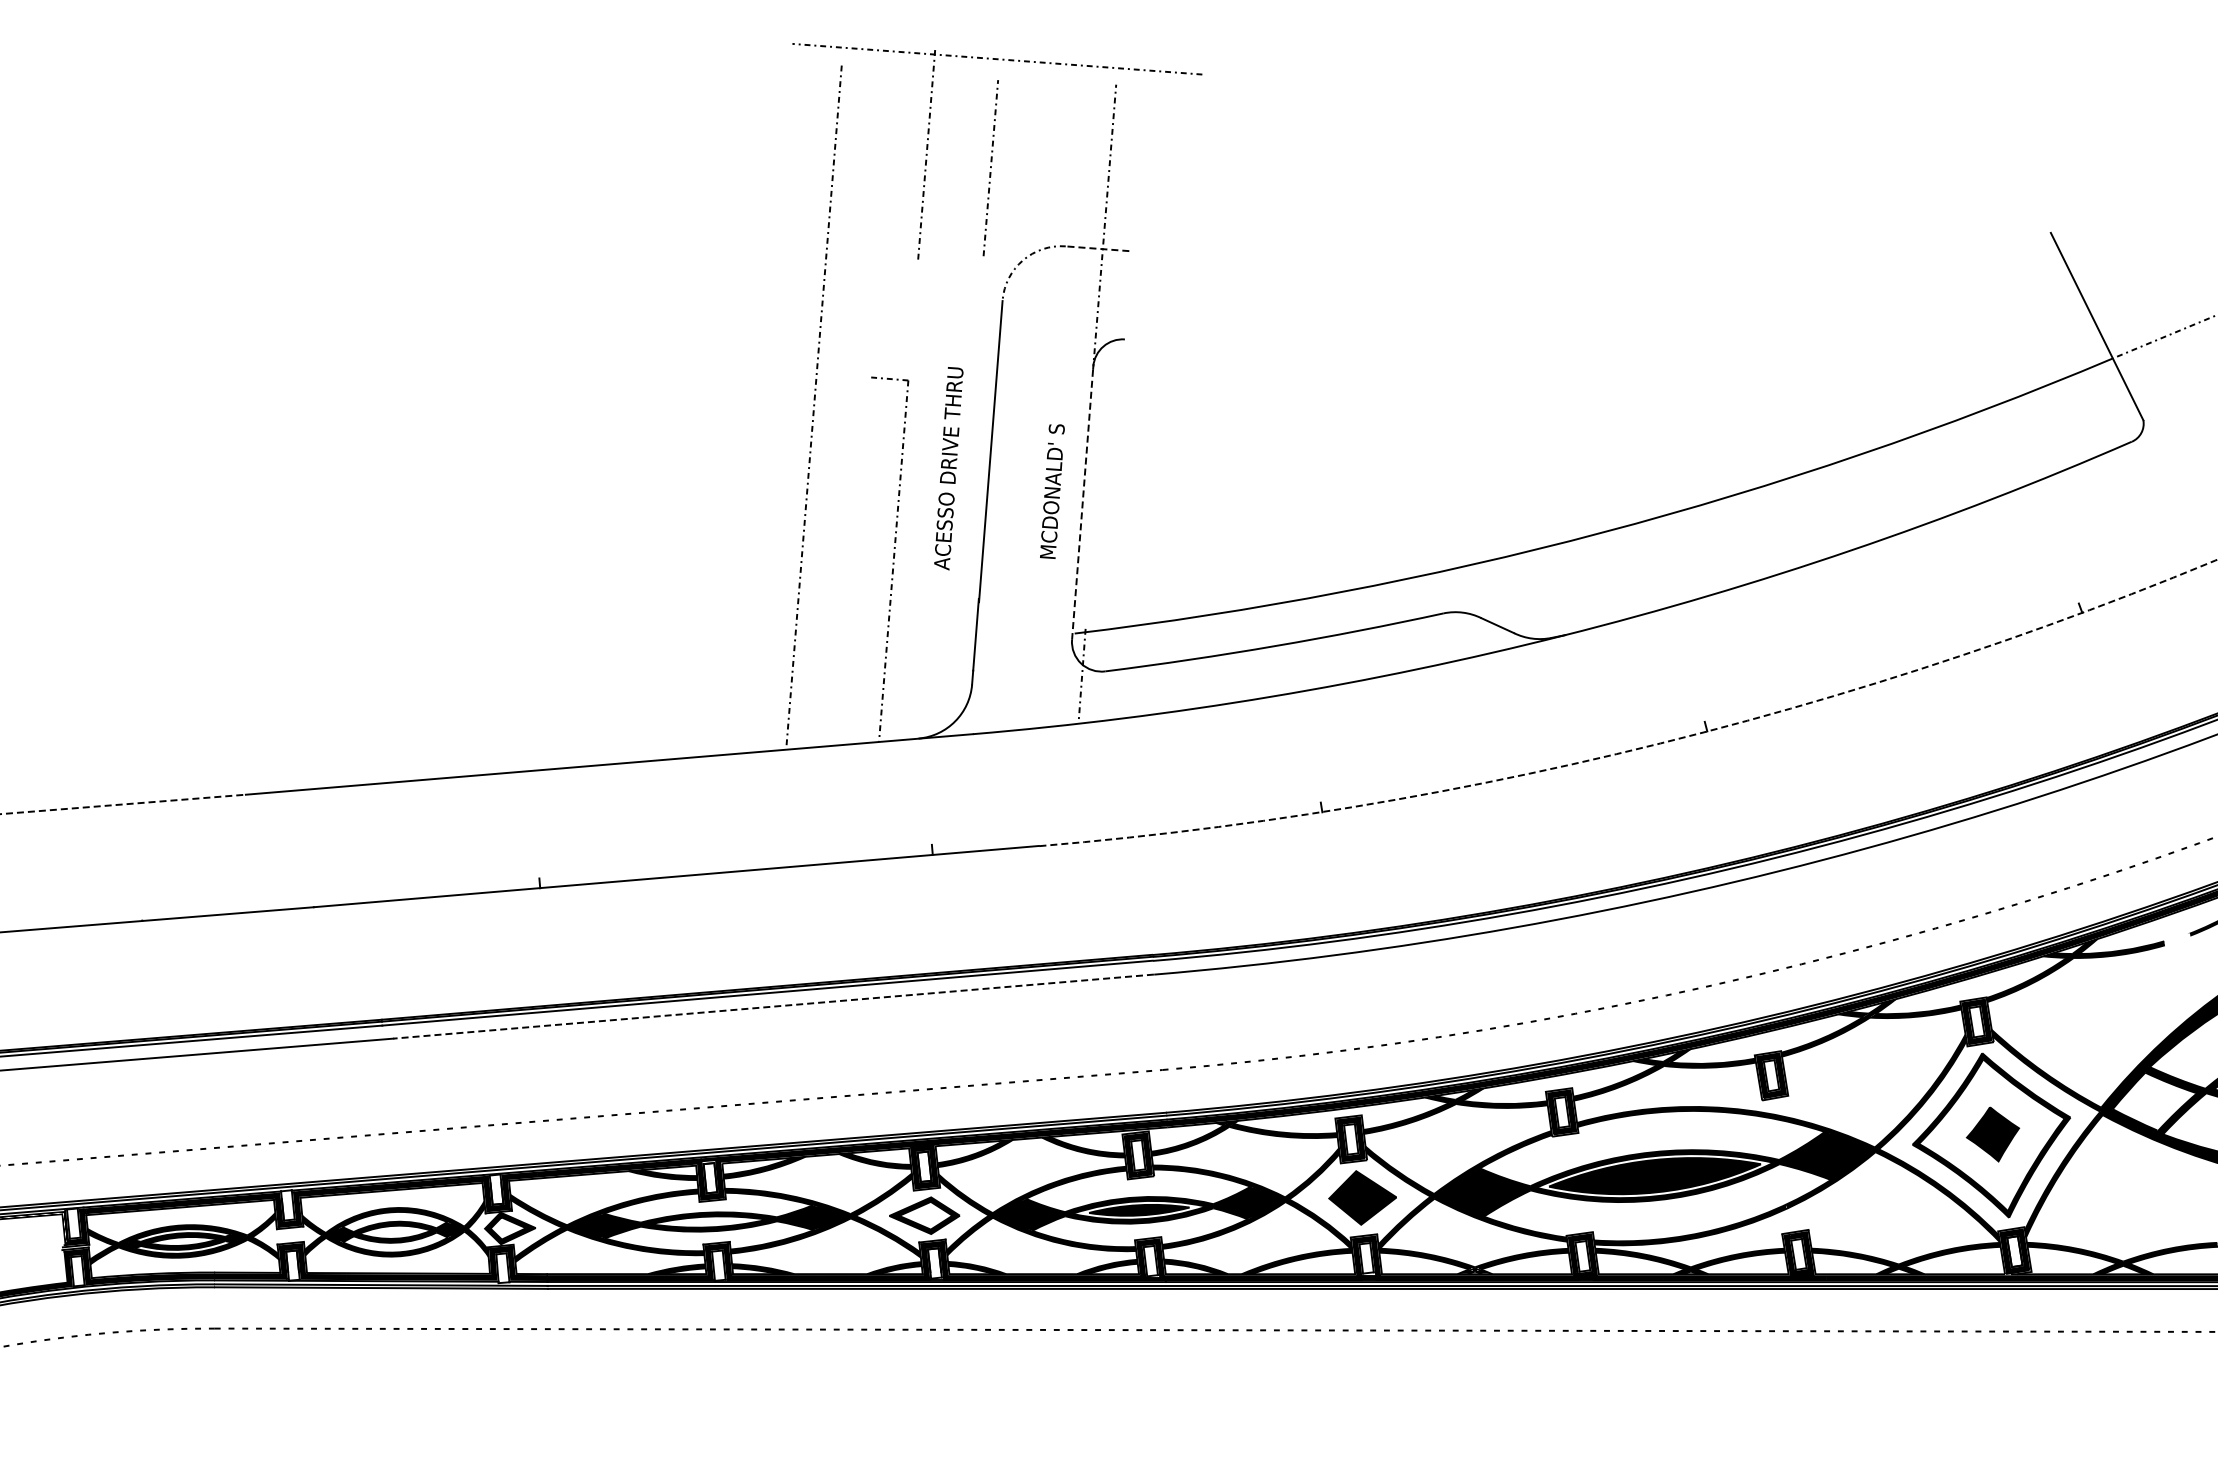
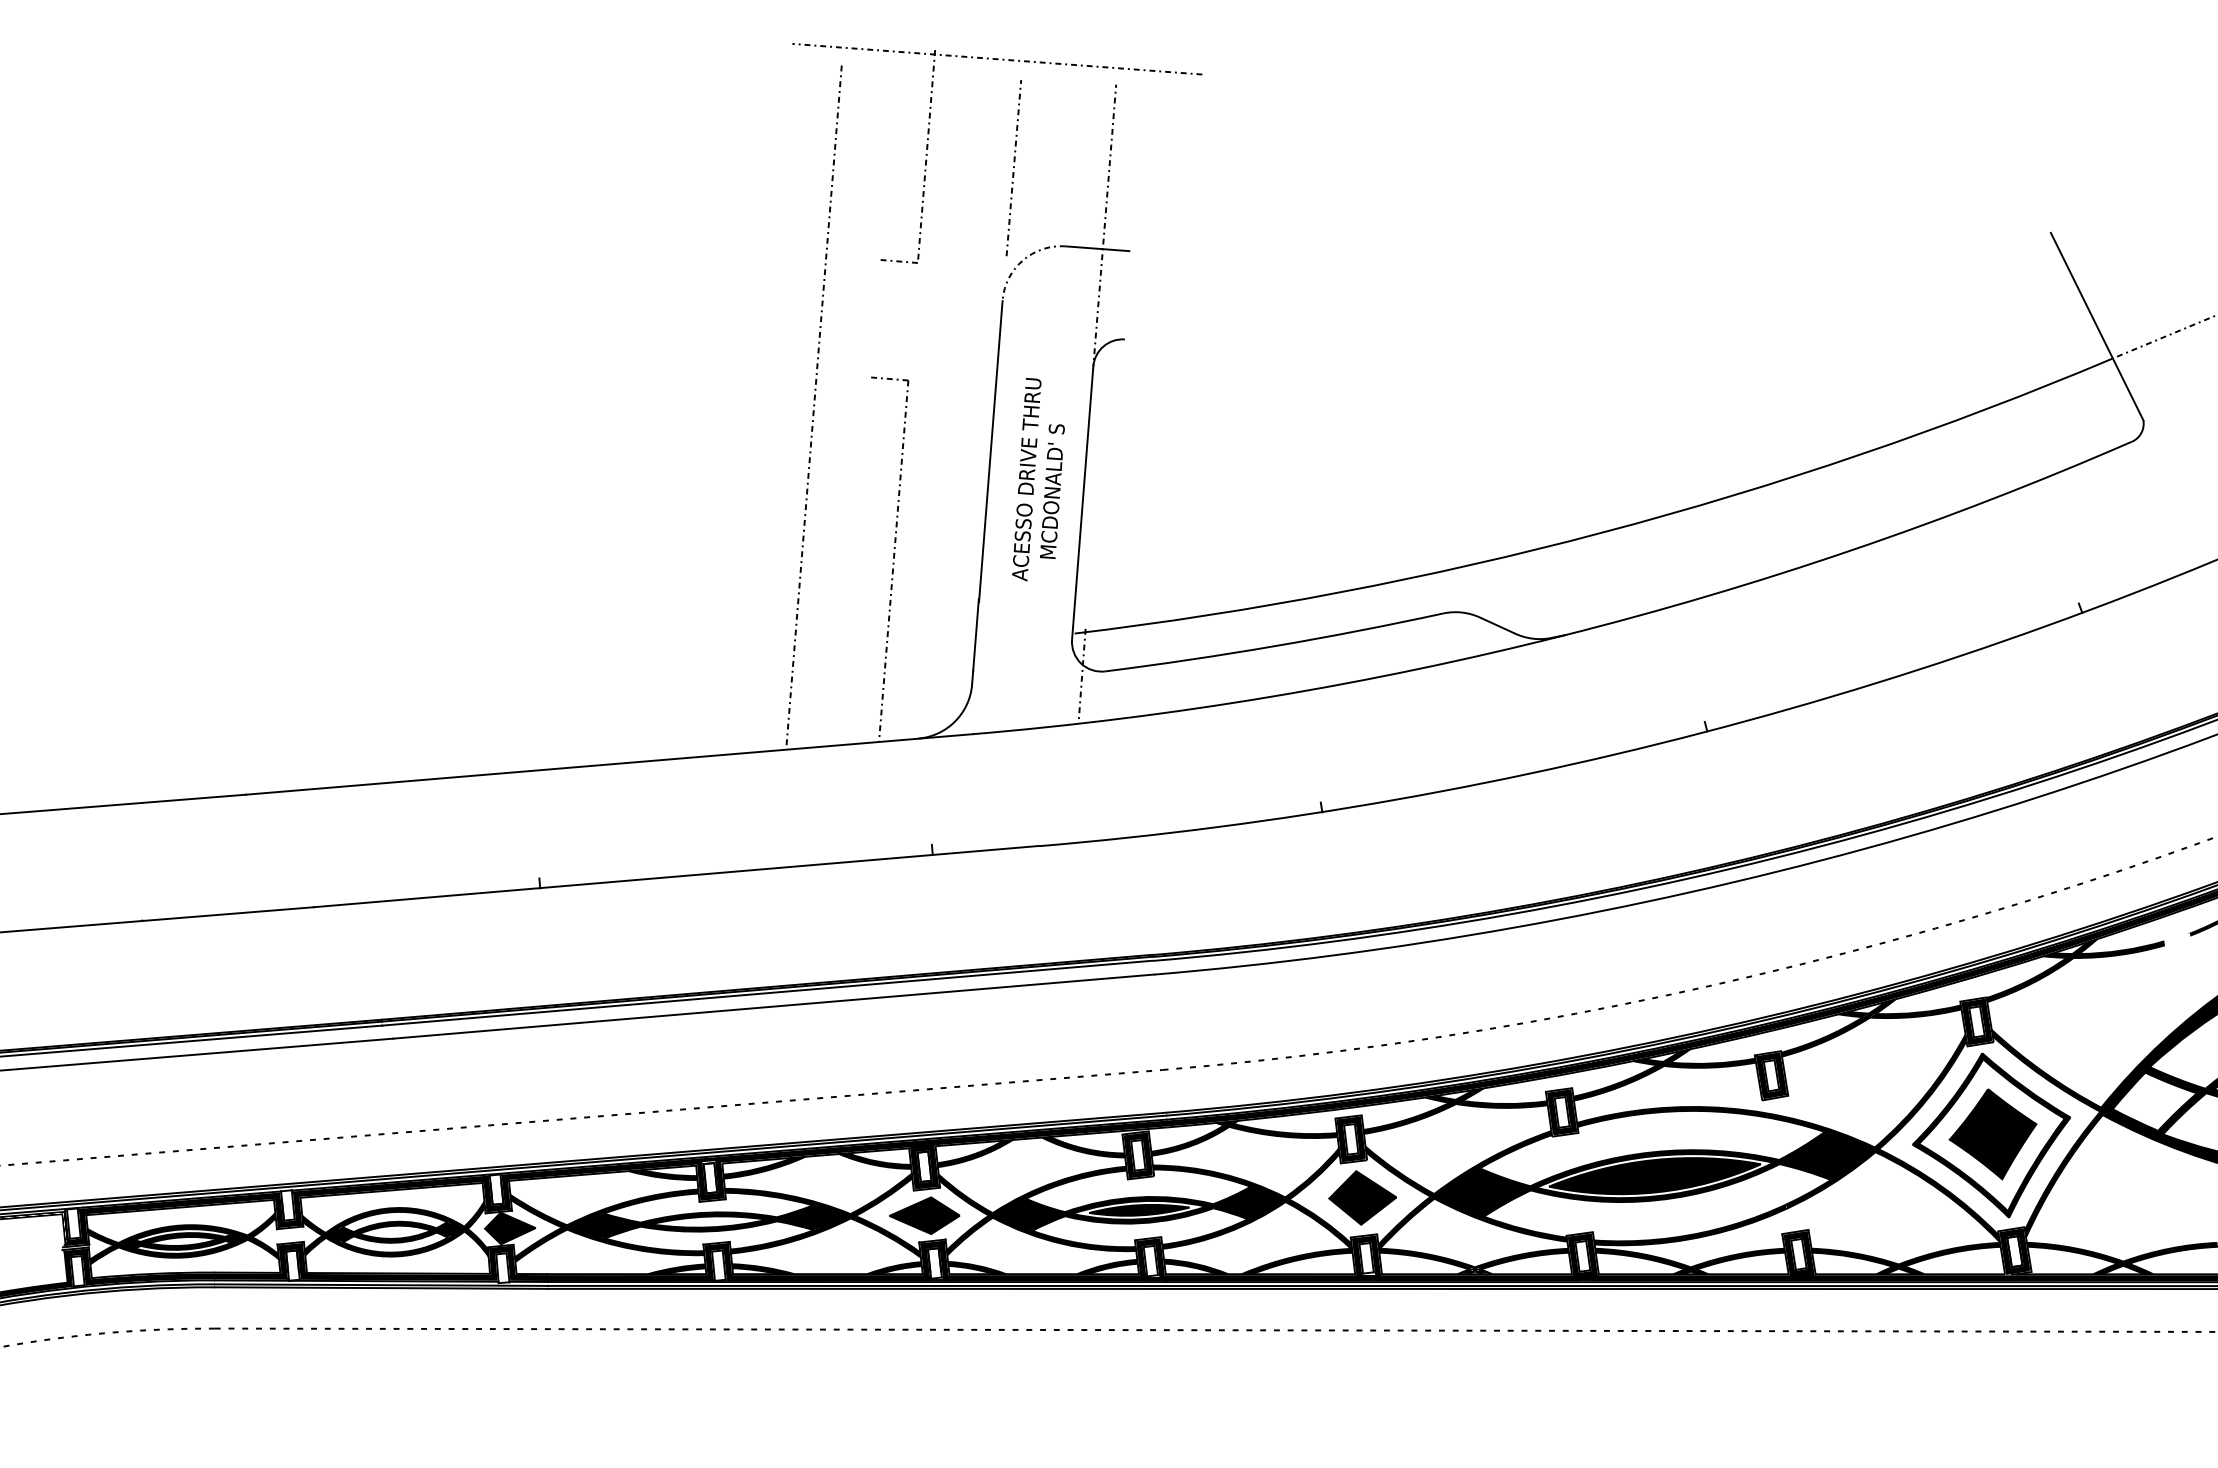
line position: (990, 167) -> (1013, 167) (1013, 167)
line: dashed -> solid (1097, 248)
line: none -> present (897, 261)
text position: (948, 468) -> (1026, 479) (1026, 479)
line: dashed -> solid (1082, 505)
arc: dashed -> solid (1638, 748)
line: dashed -> solid (123, 804)
line: dashed -> solid (773, 1006)
part size: 56x57 px -> 90x93 px (1992, 1134)
fill: none -> present (925, 1215)
fill: none -> present (508, 1228)
